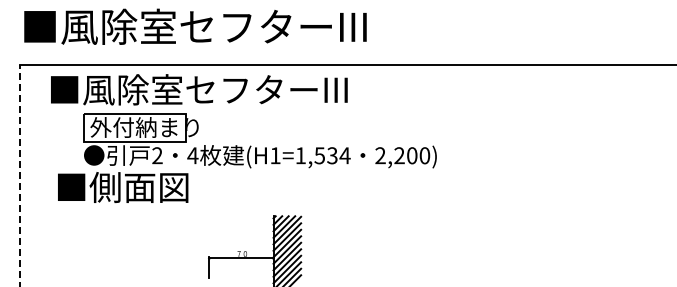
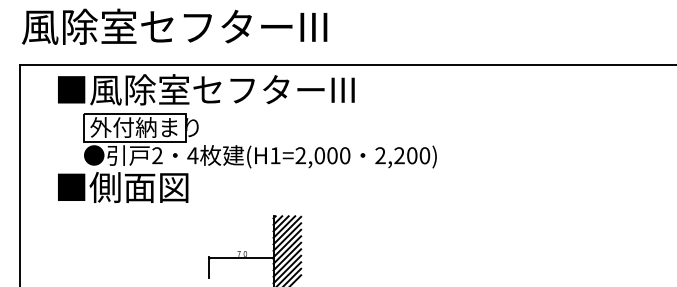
text: ■風除室セフターIII -> 風除室セフターIII (194, 26)
text position: (199, 89) -> (206, 89) (206, 89)
text: (H1=1,534 -> (H1=2,000 (322, 155)
line: dashed -> solid (20, 175)
